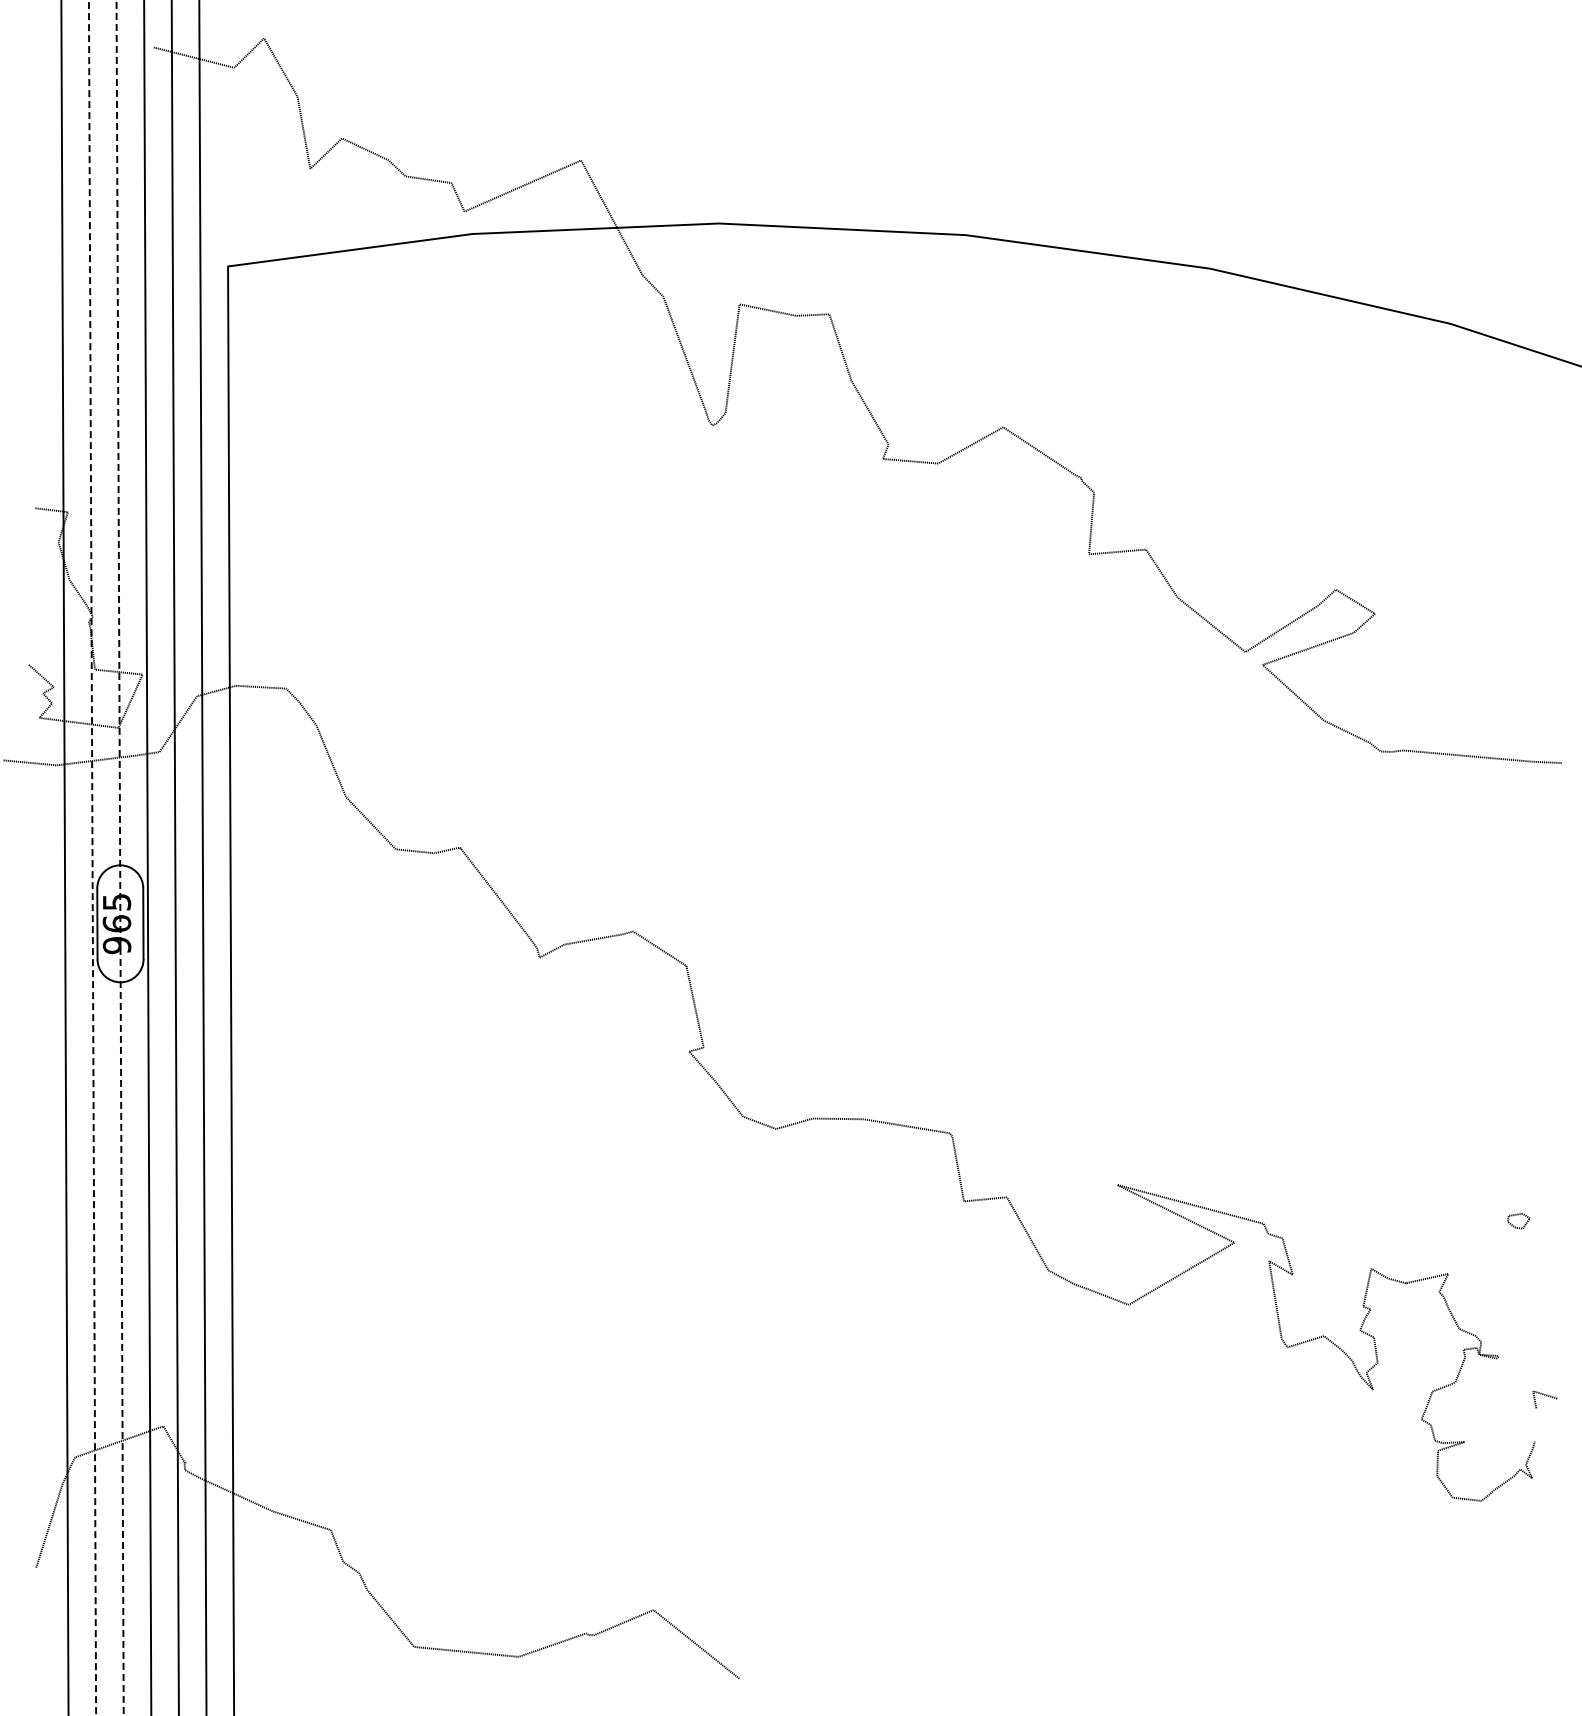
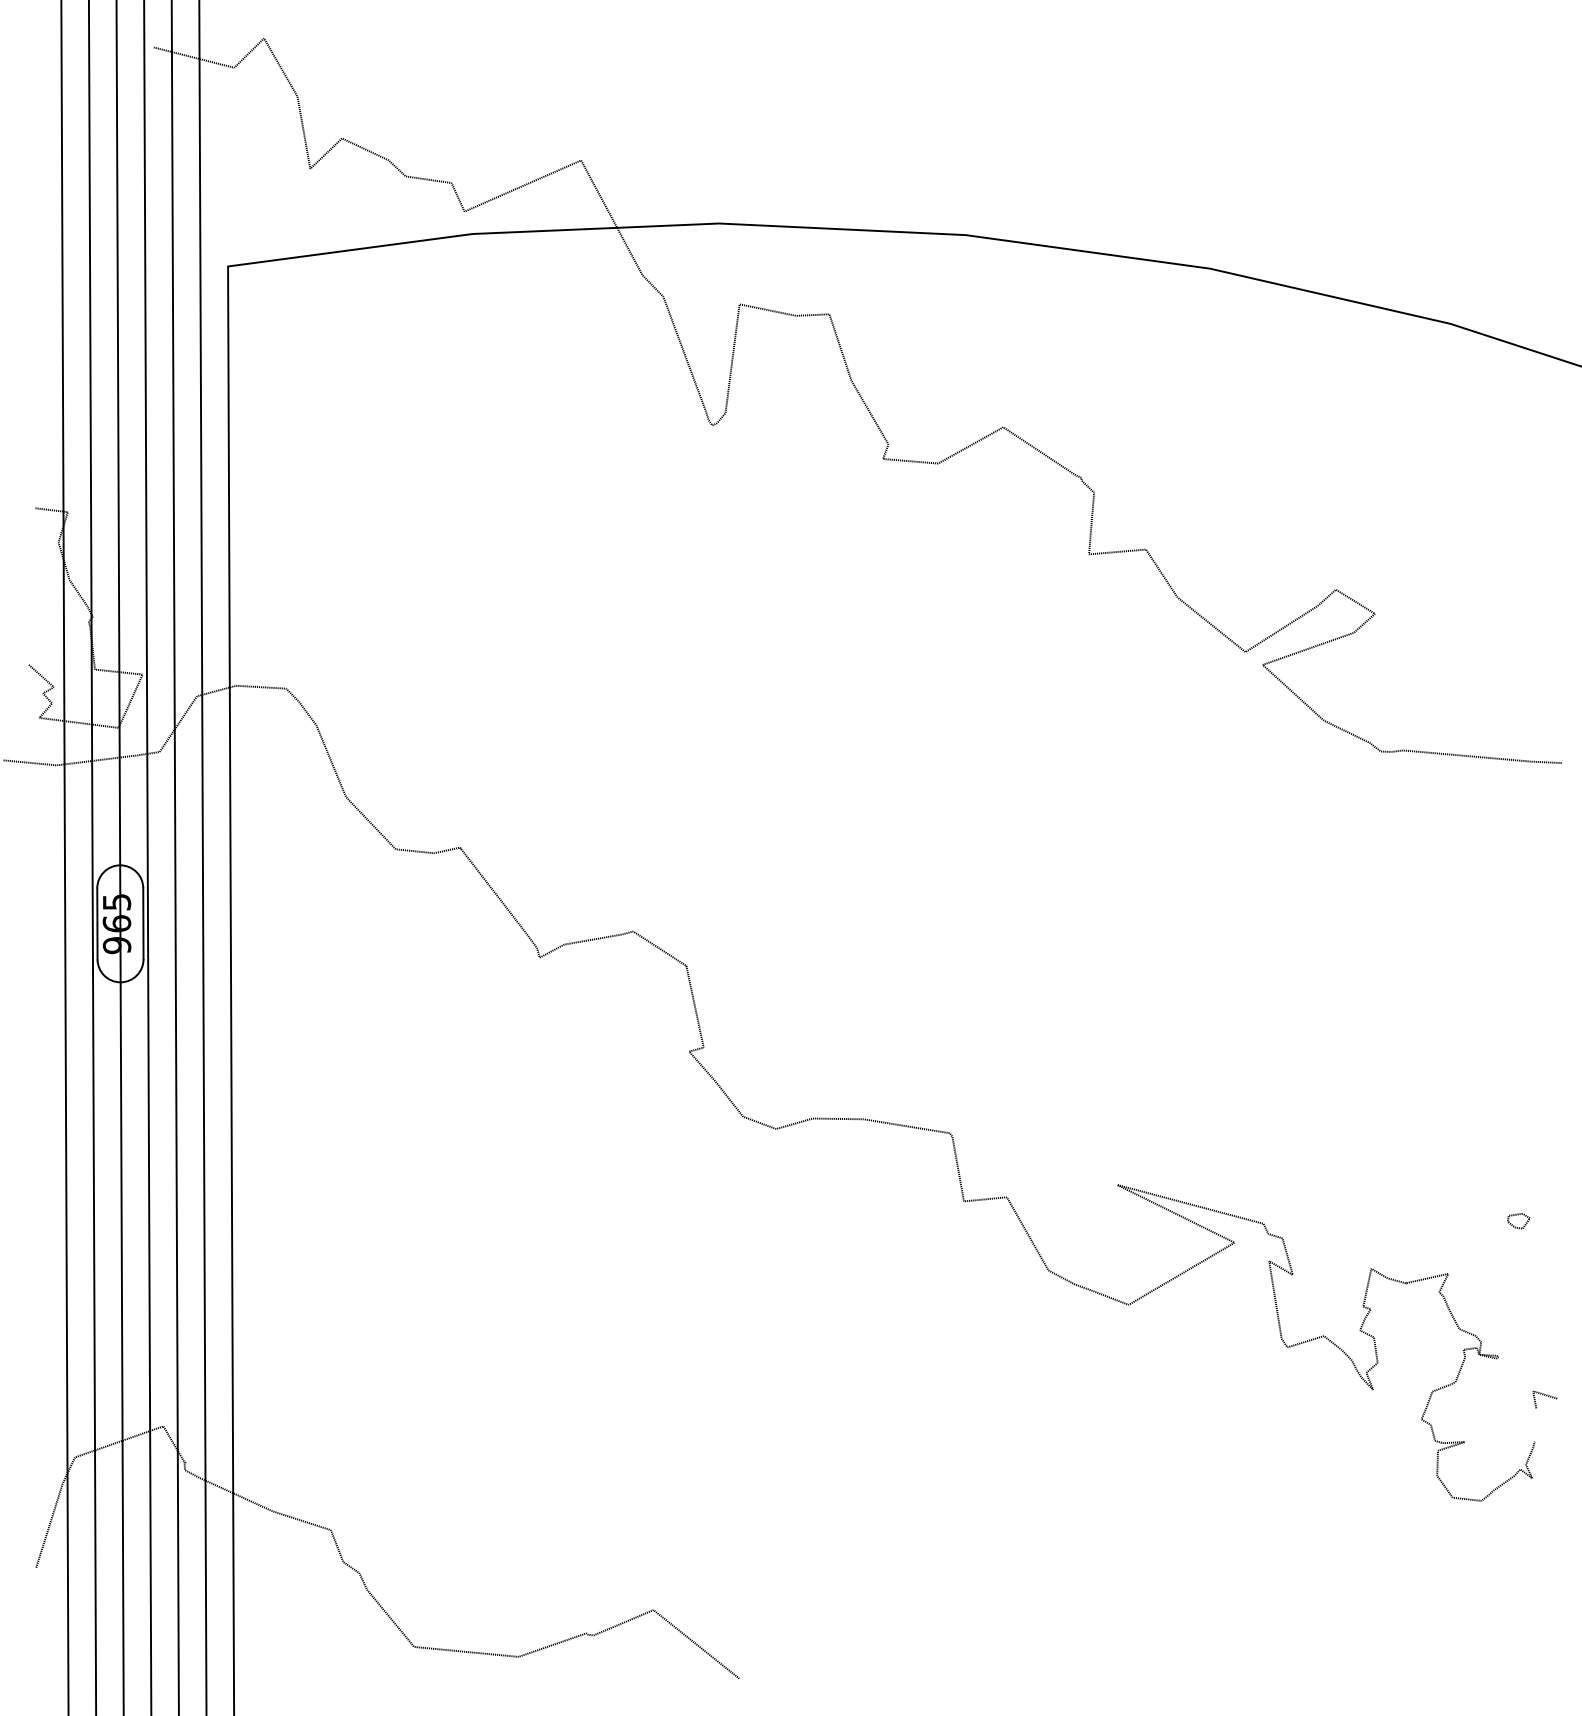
line: dashed -> solid (92, 858)
line: dashed -> solid (120, 858)
